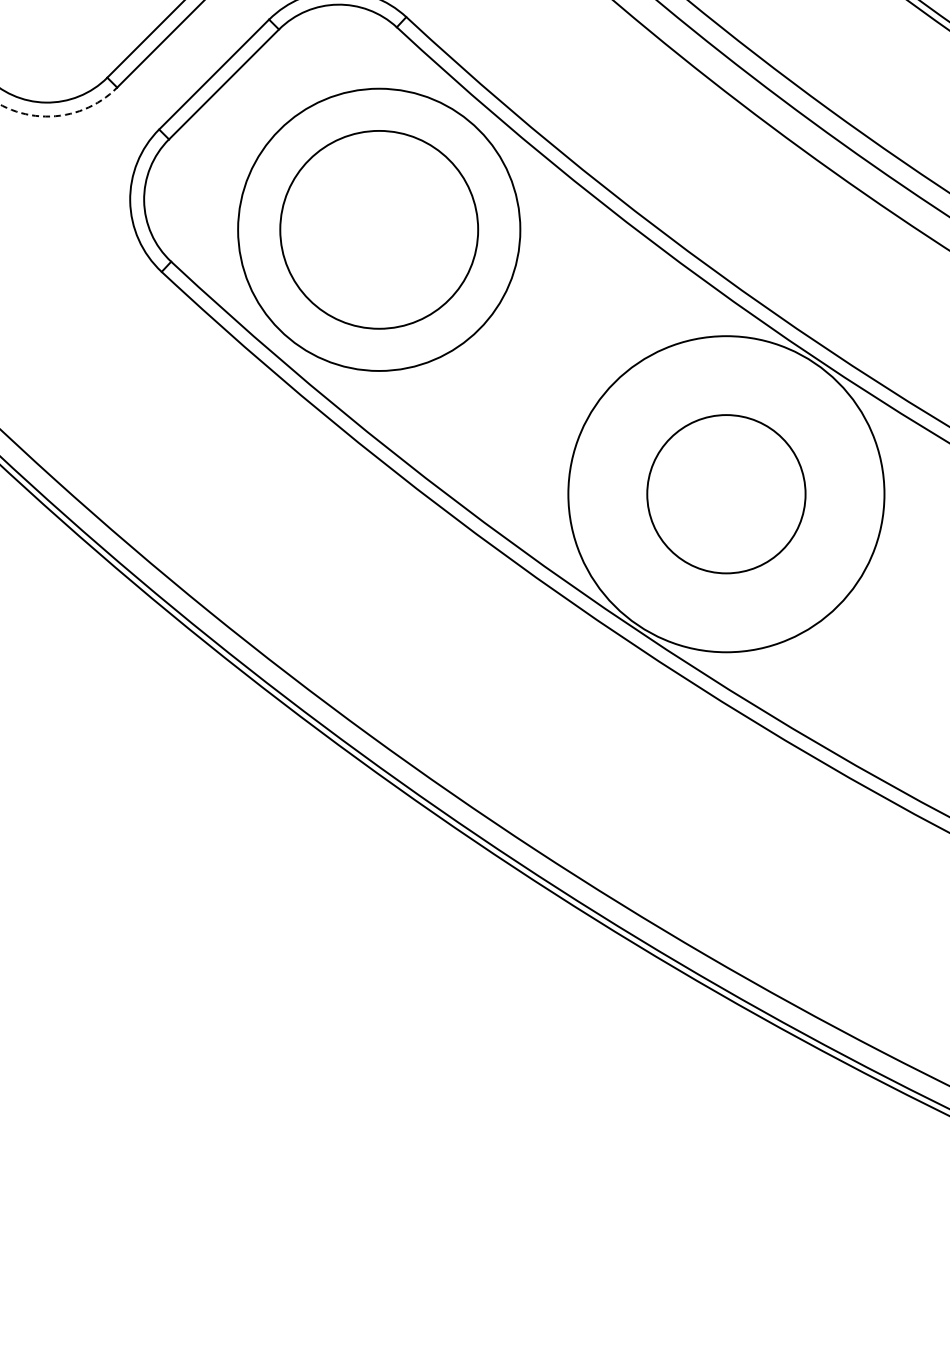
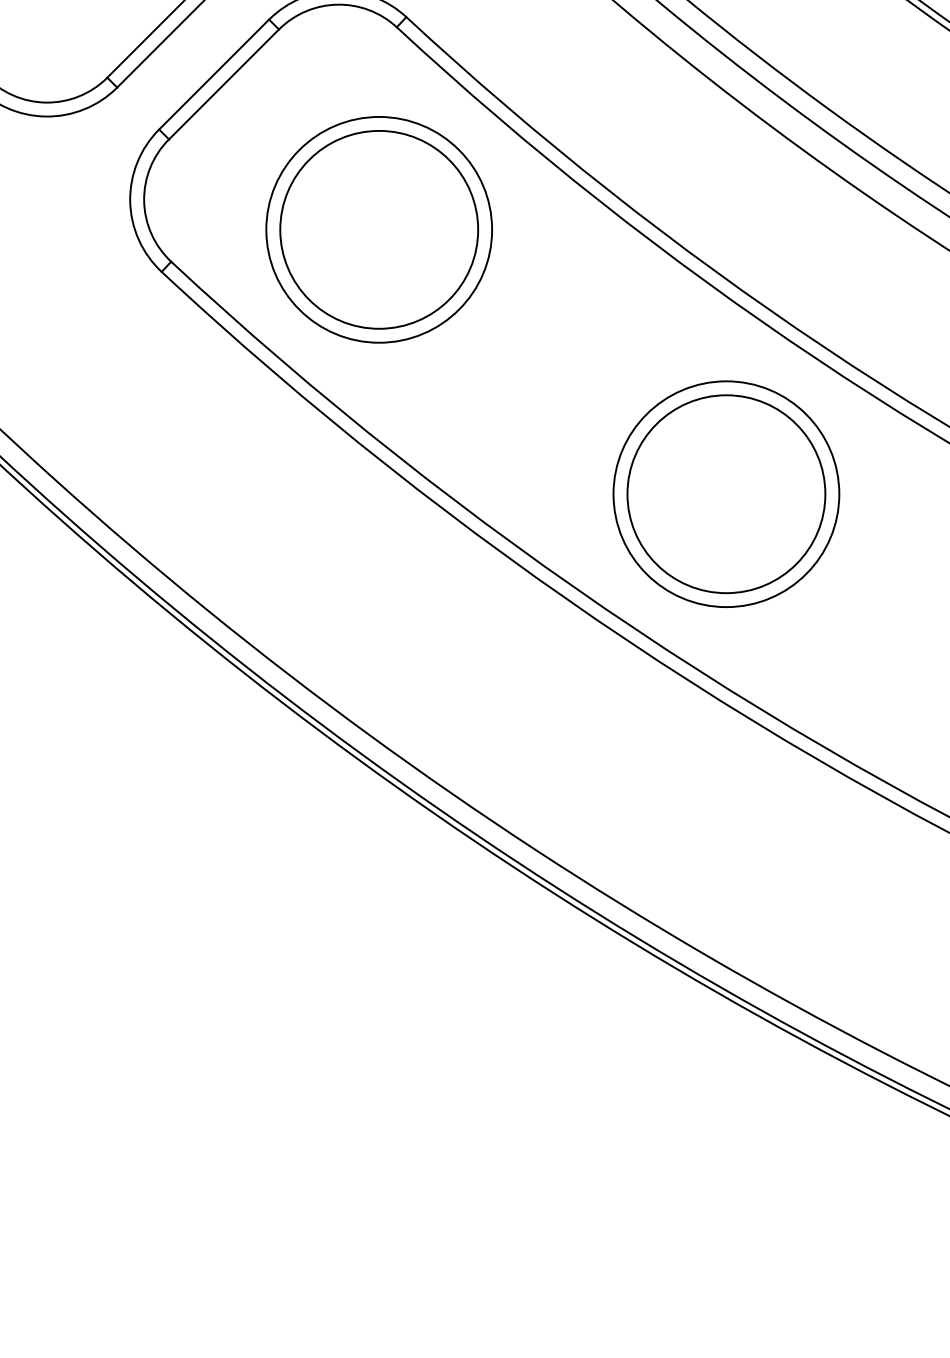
arc: dashed -> solid (61, 115)
circle diameter: 282 px -> 226 px (379, 229)
circle diameter: 158 px -> 198 px (726, 494)
circle diameter: 316 px -> 226 px (726, 494)
